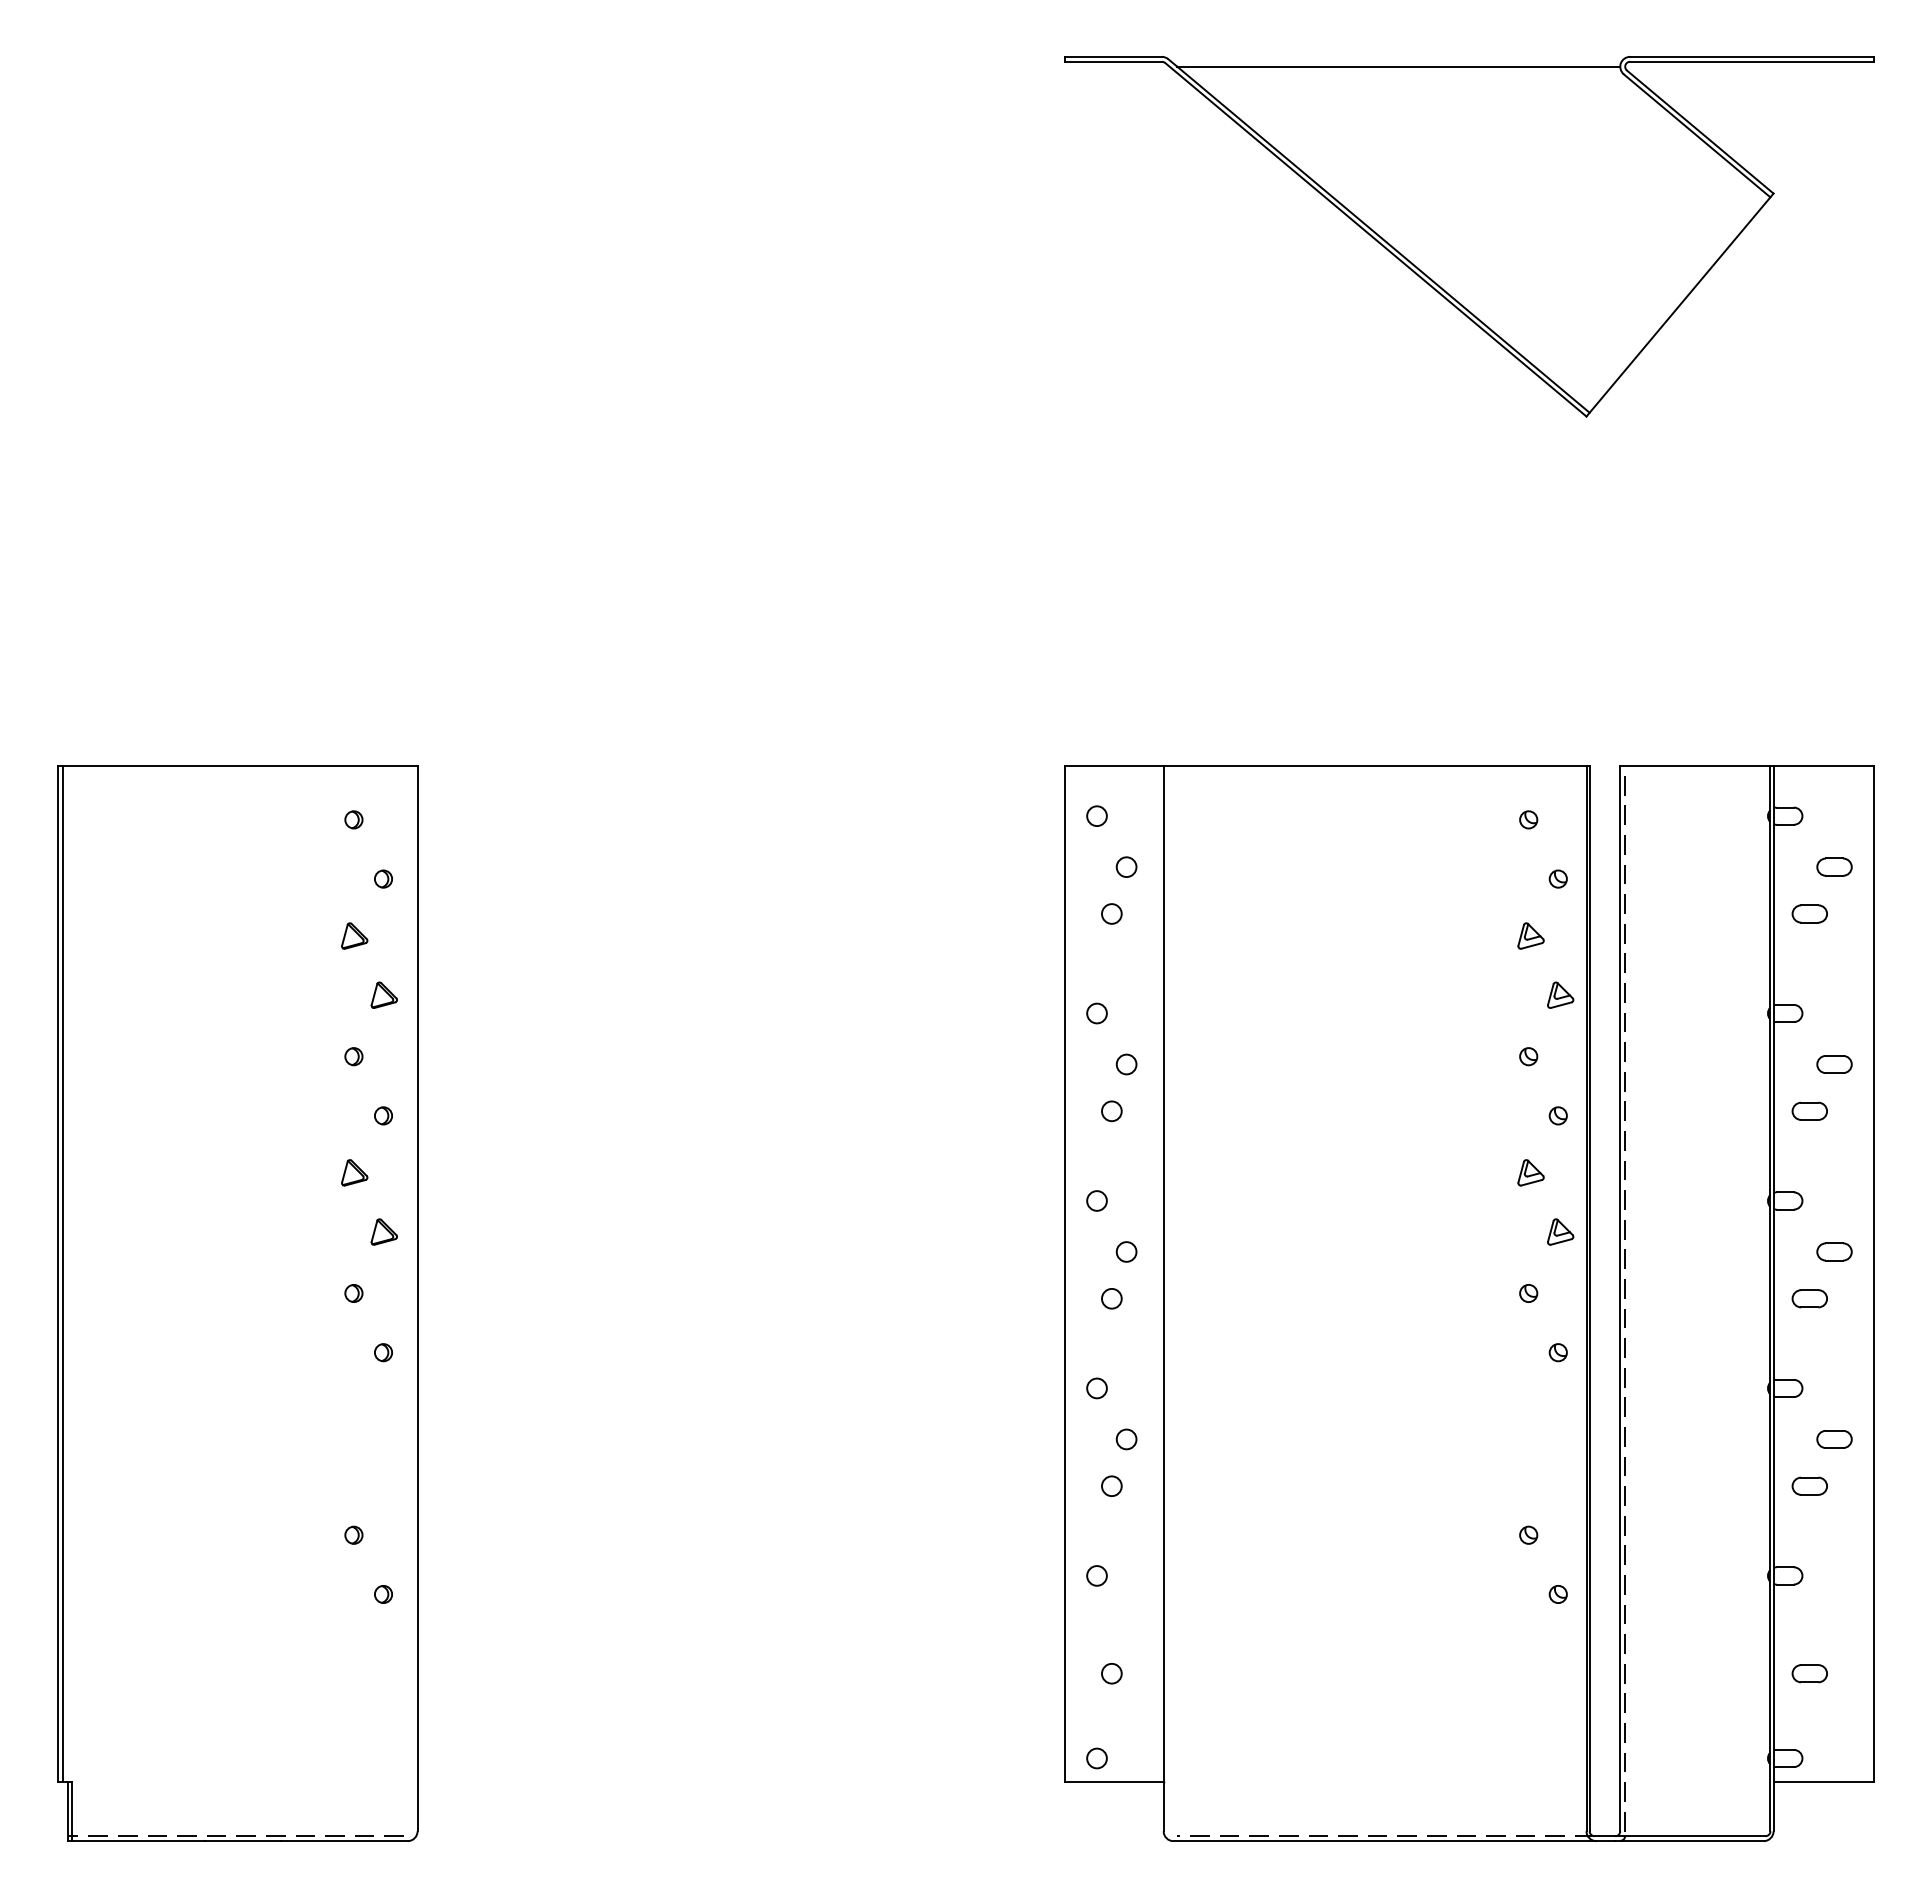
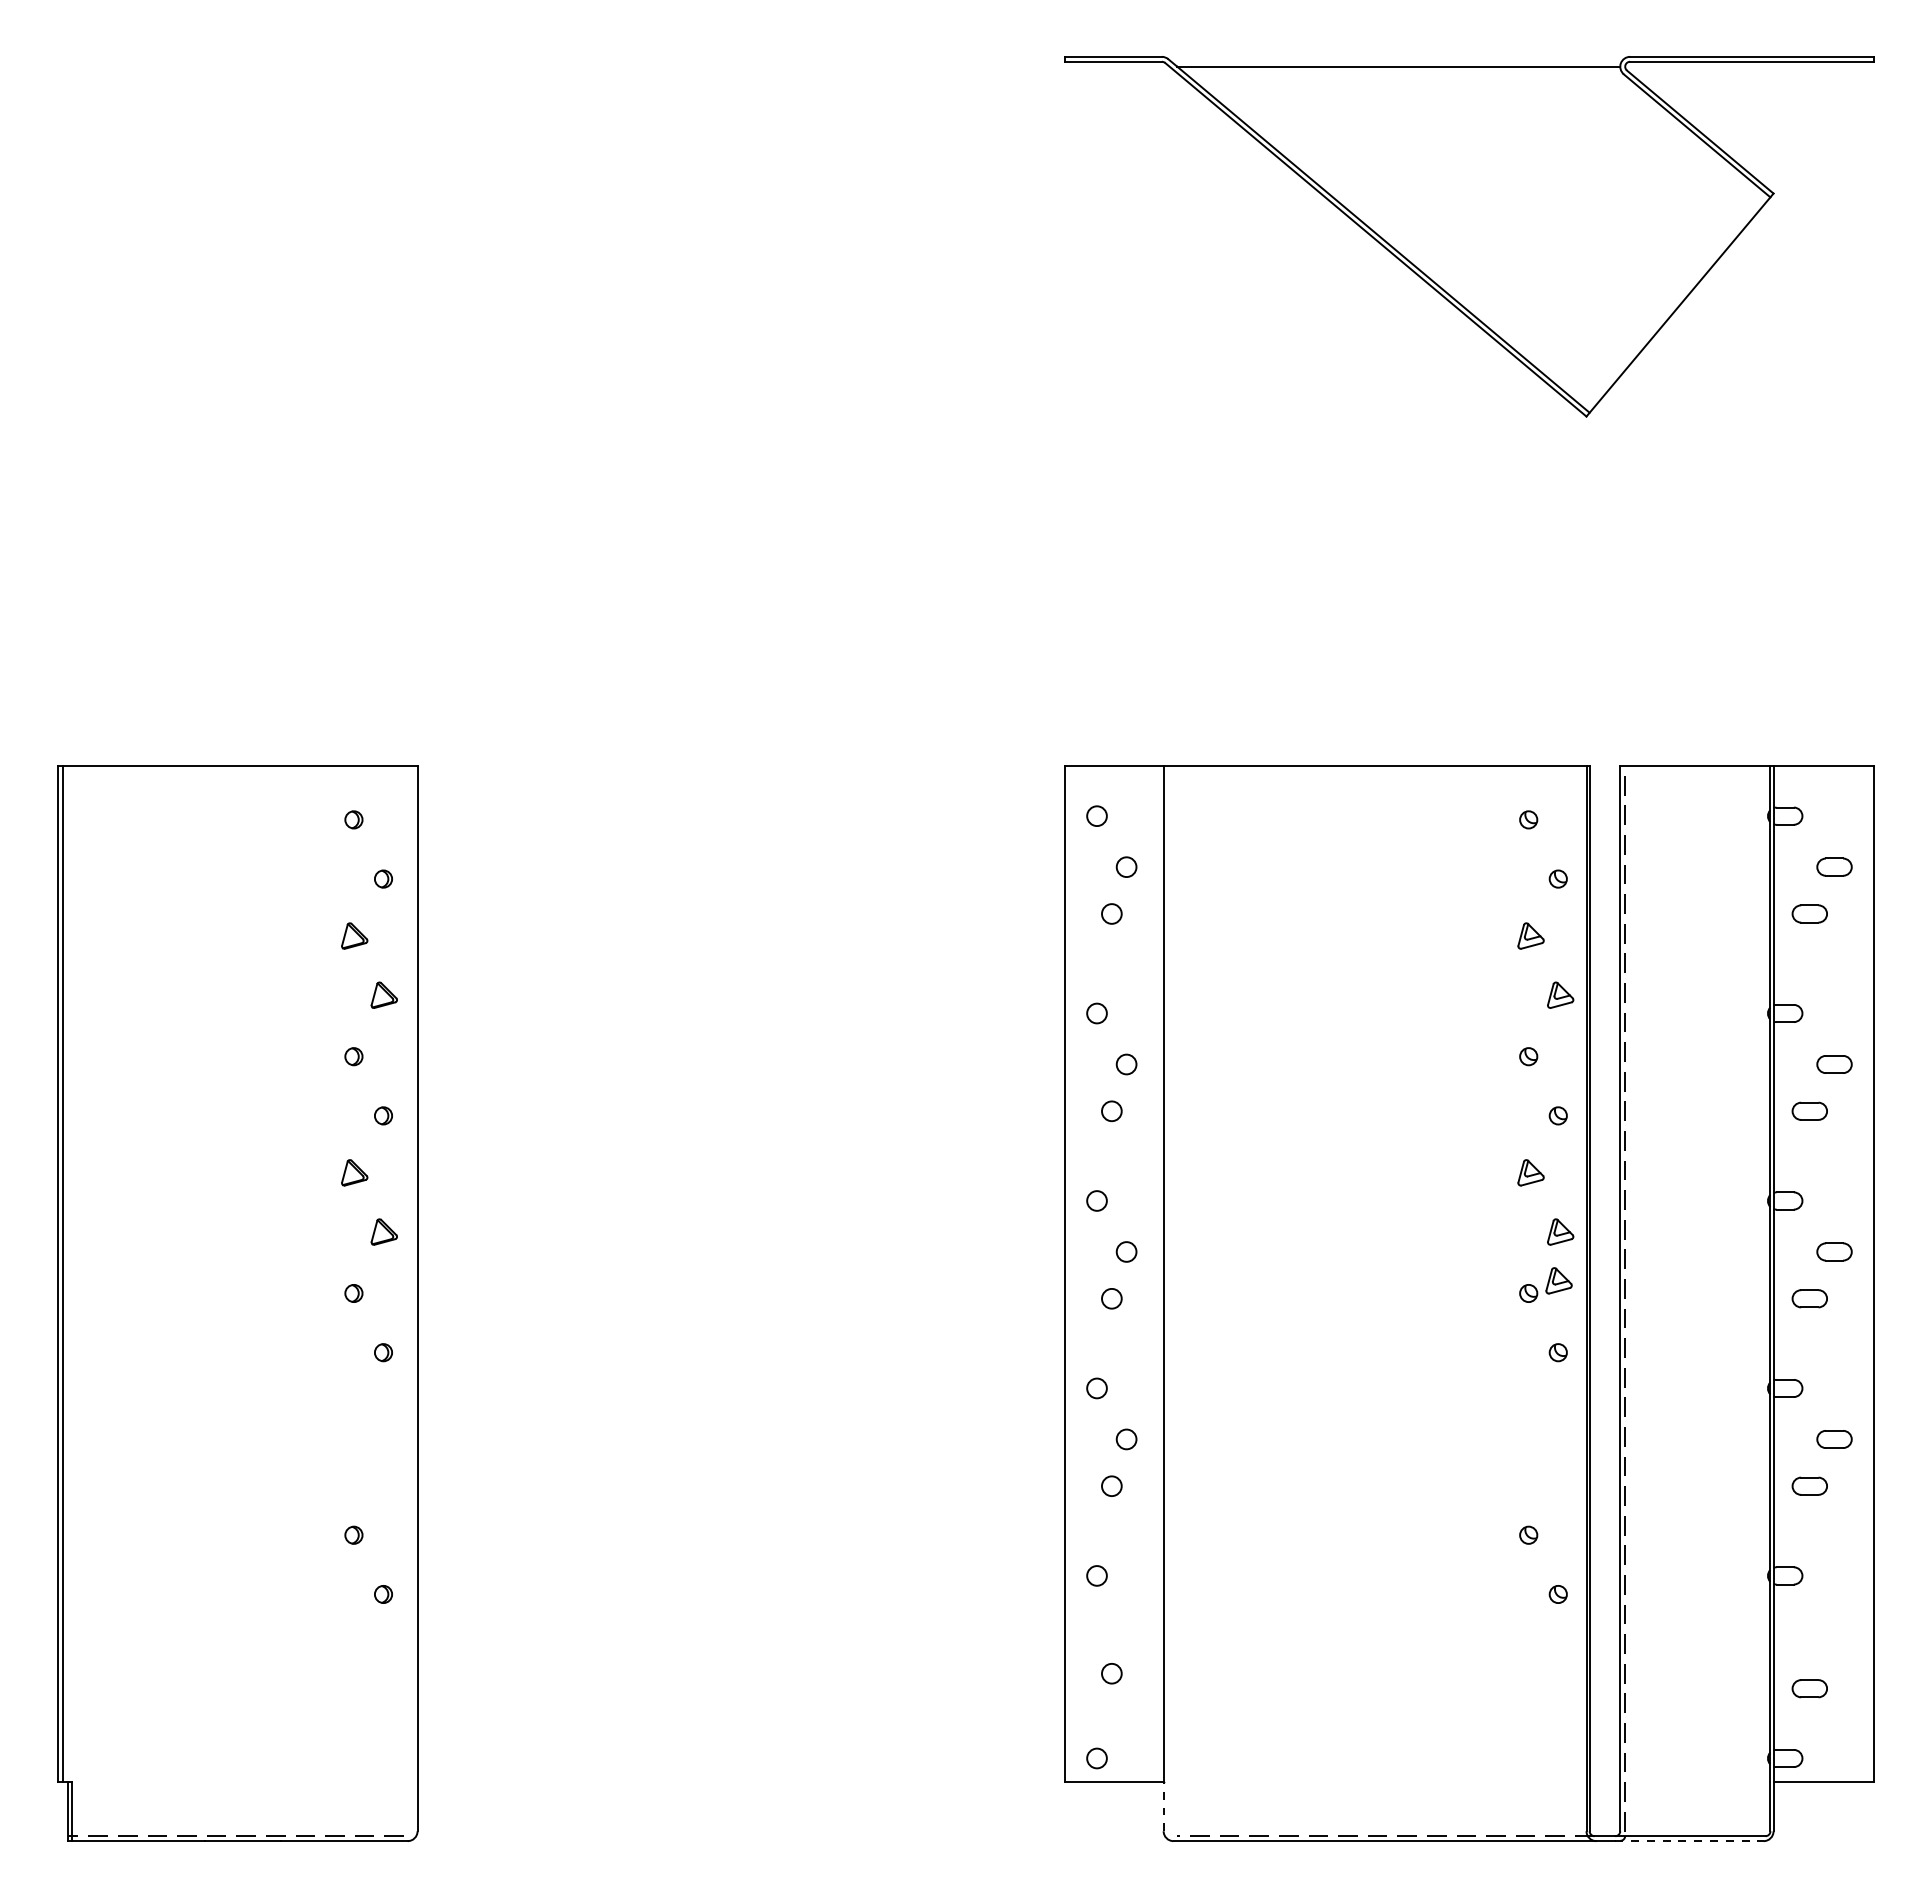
part: none -> present (1558, 1280)
part position: (1809, 1673) -> (1809, 1688) (1809, 1688)
line: solid -> dashed (1163, 1806)
line: solid -> dashed (1690, 1841)
